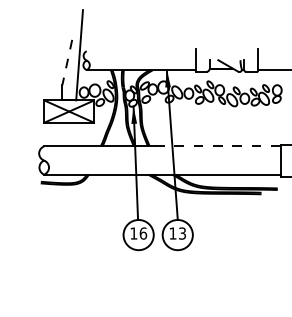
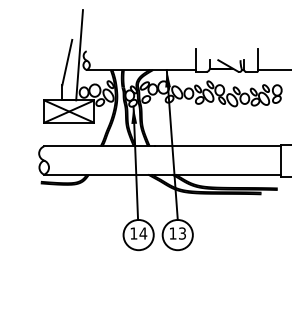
line: dashed -> solid (67, 63)
line: dashed -> solid (218, 146)
text: 16 -> 14 (142, 233)
